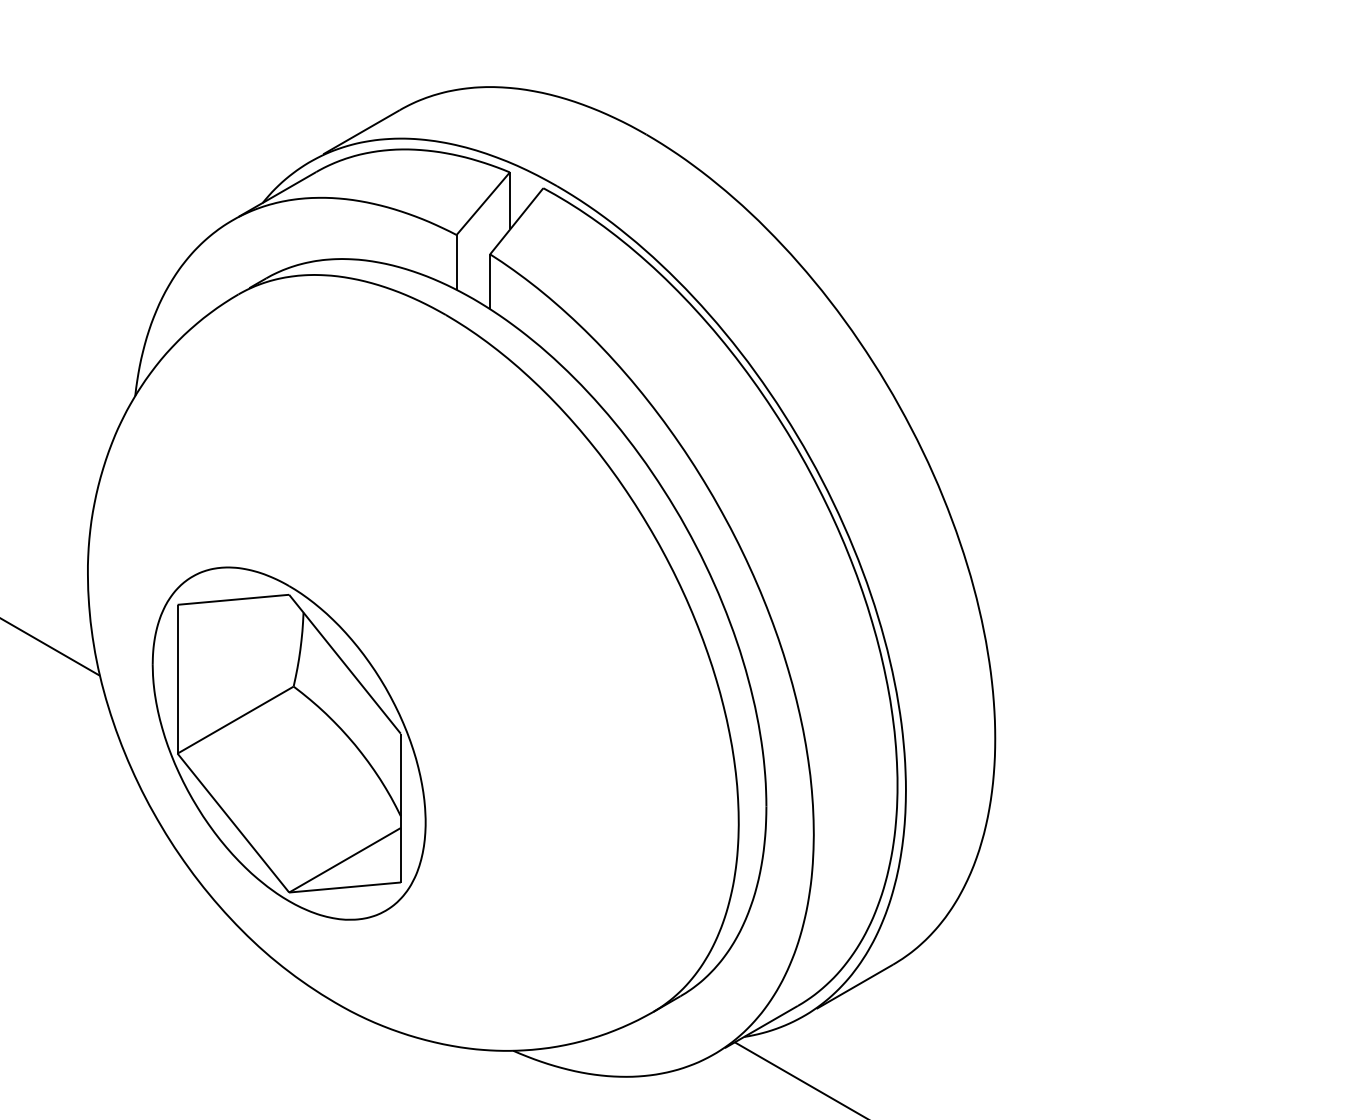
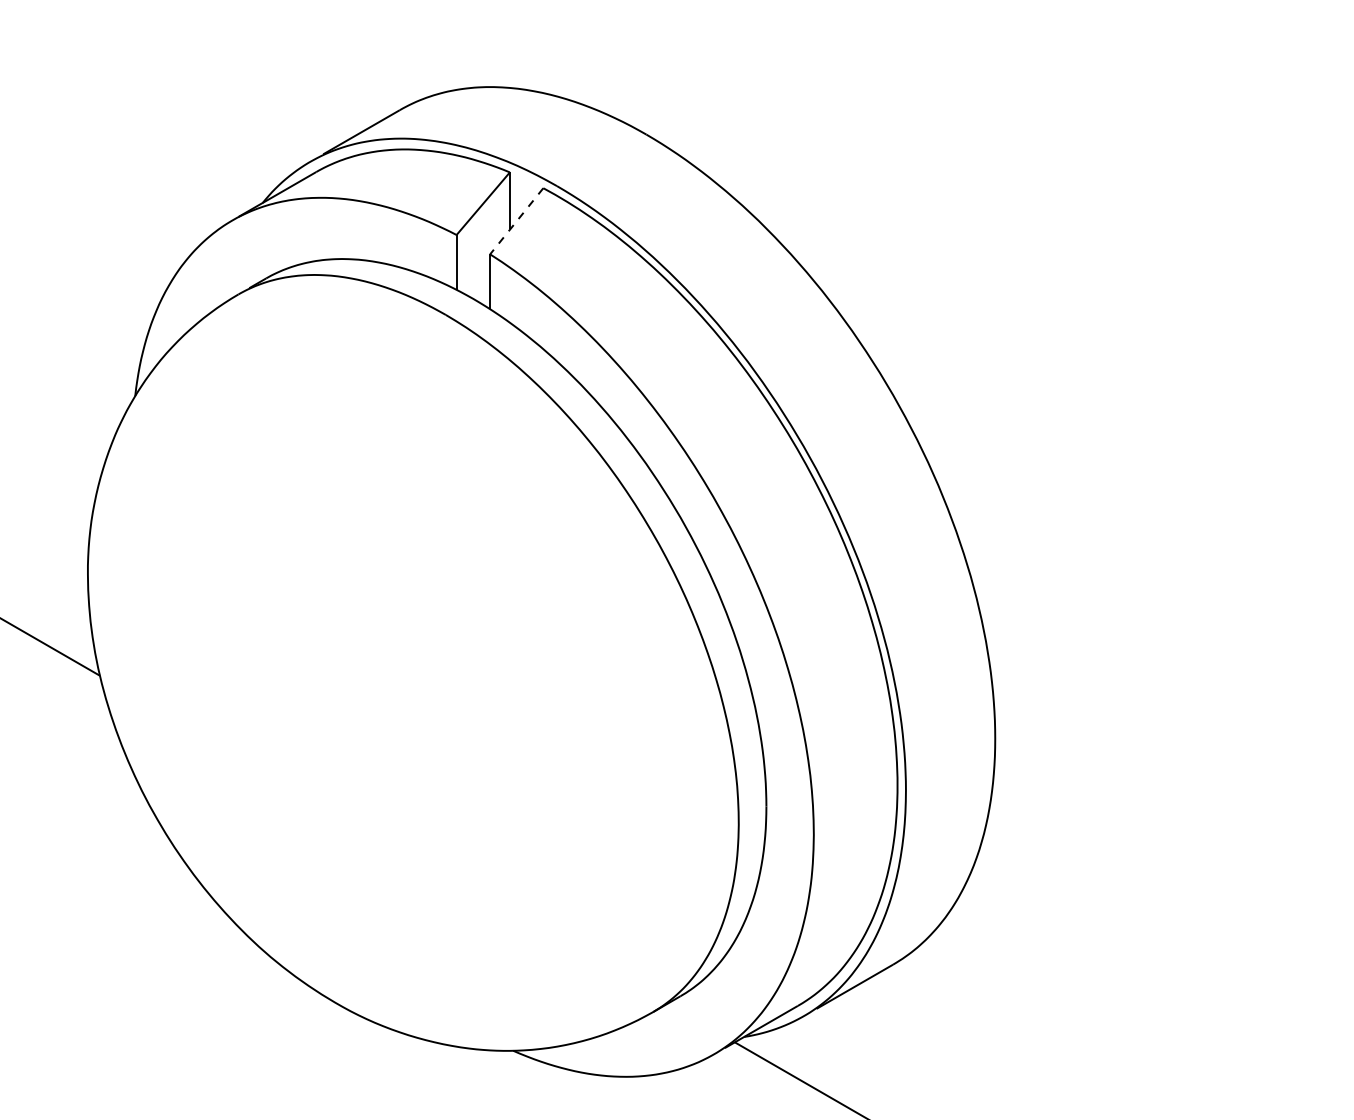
line: solid -> dashed (516, 221)
part: present -> none (288, 743)
